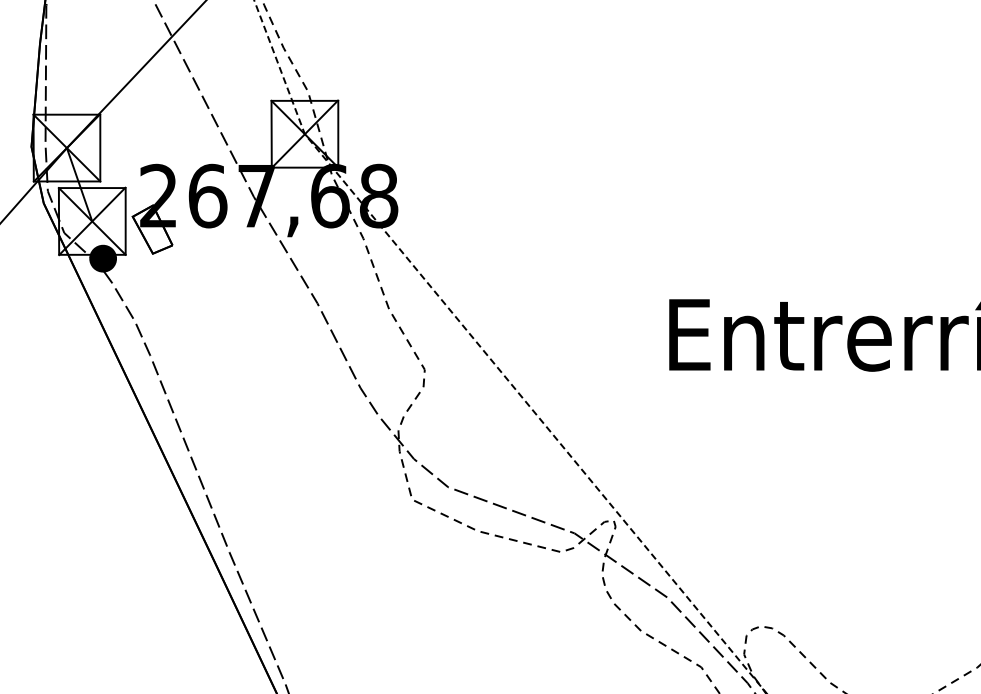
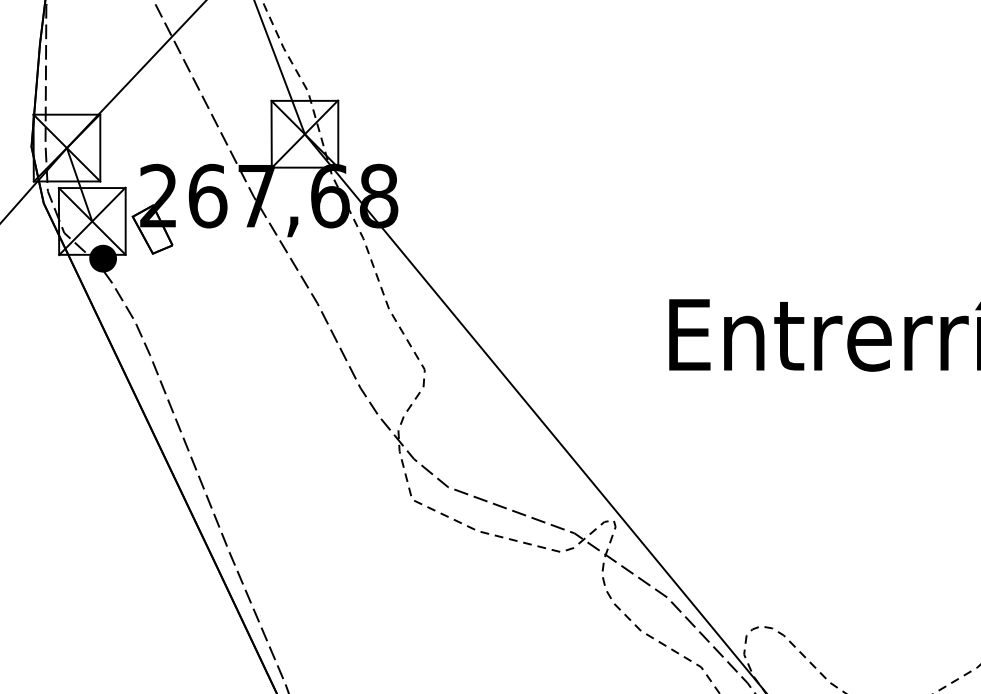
line: dashed -> solid (490, 358)
